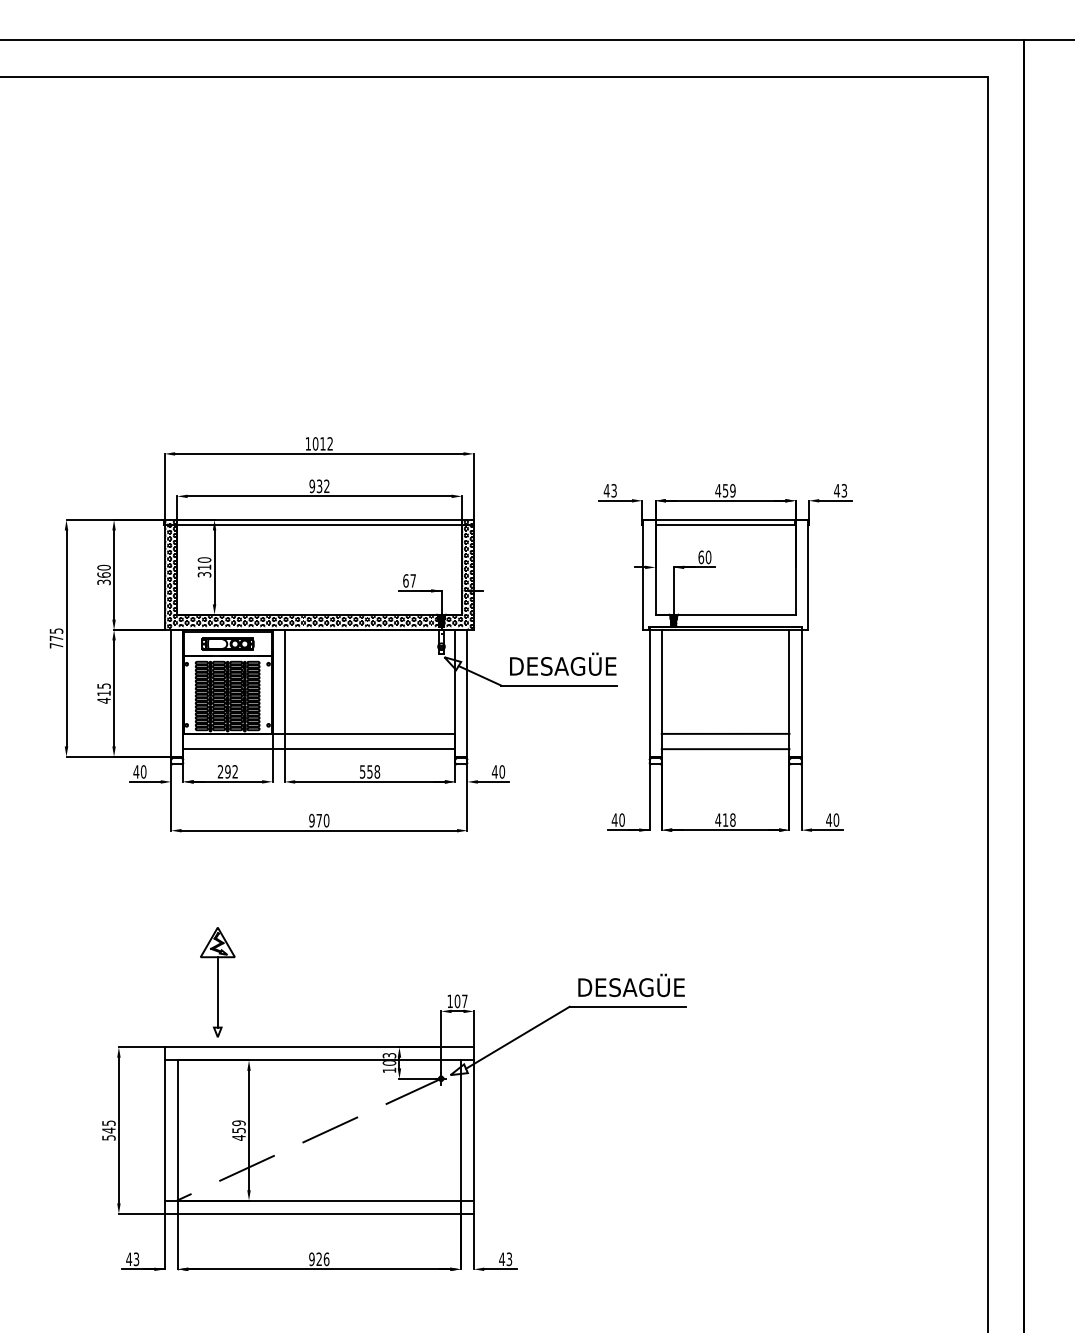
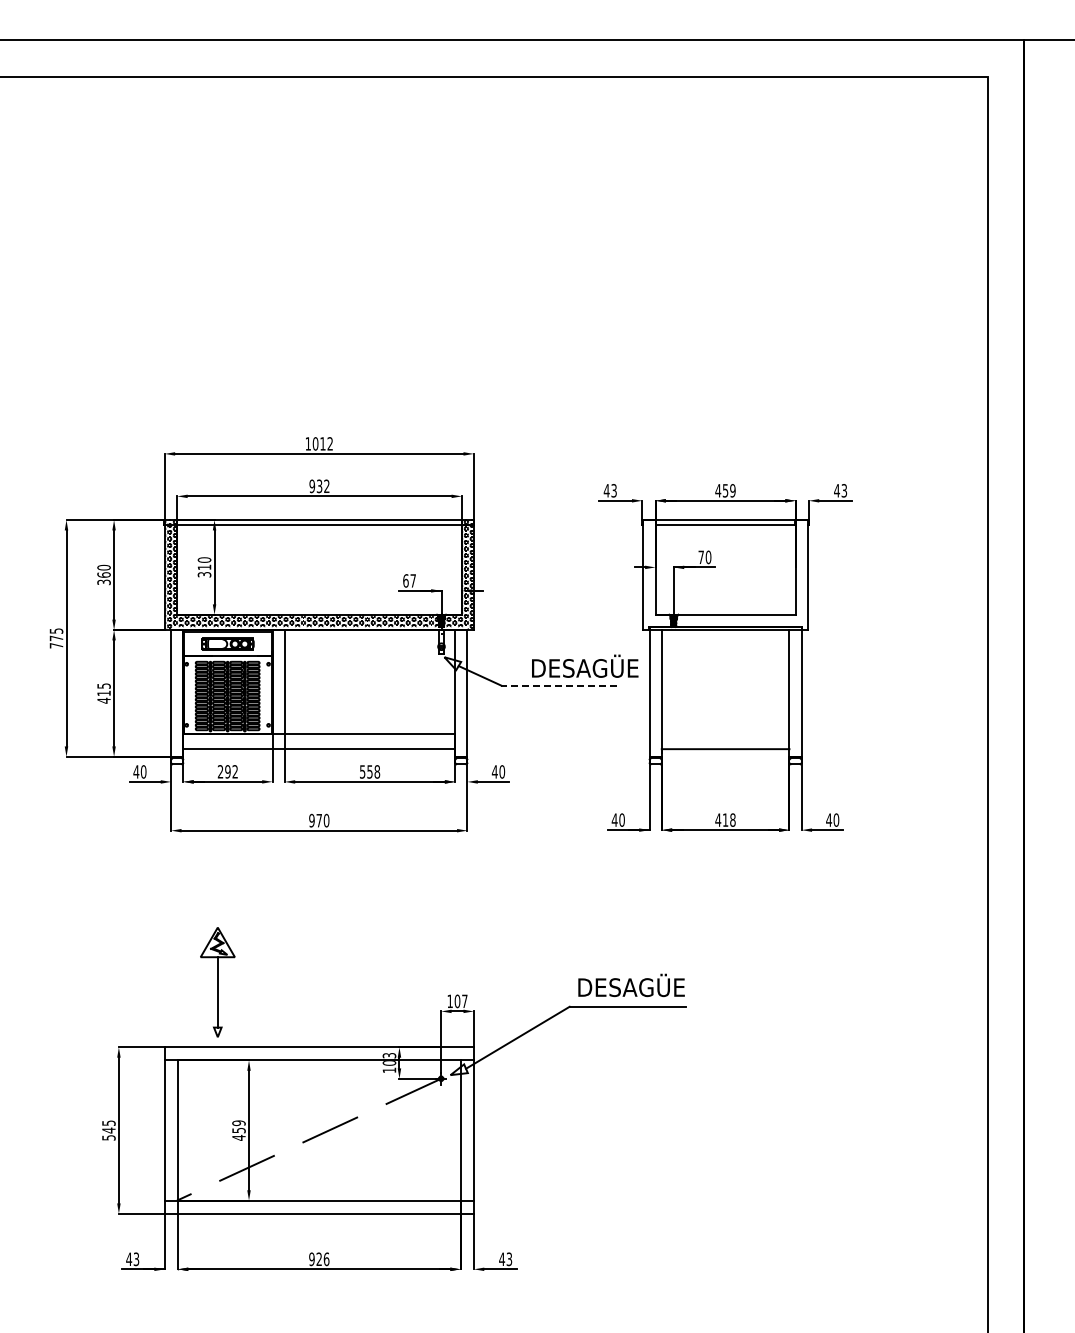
text: 60 -> 70 (701, 557)
text position: (563, 663) -> (585, 665) (585, 665)
line: solid -> dashed (559, 685)
line: present -> none (725, 733)
